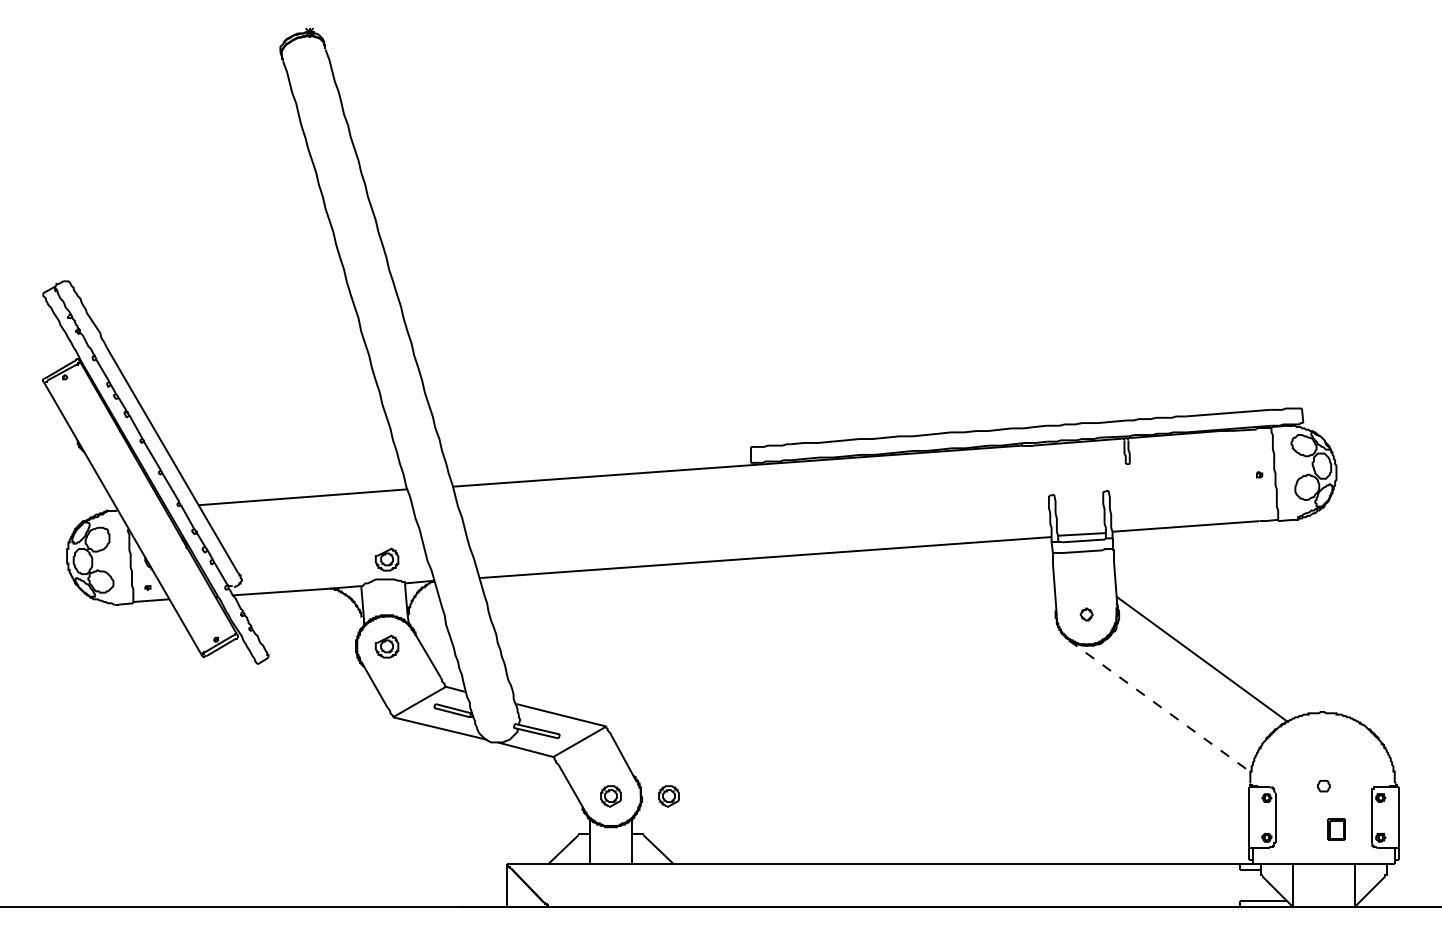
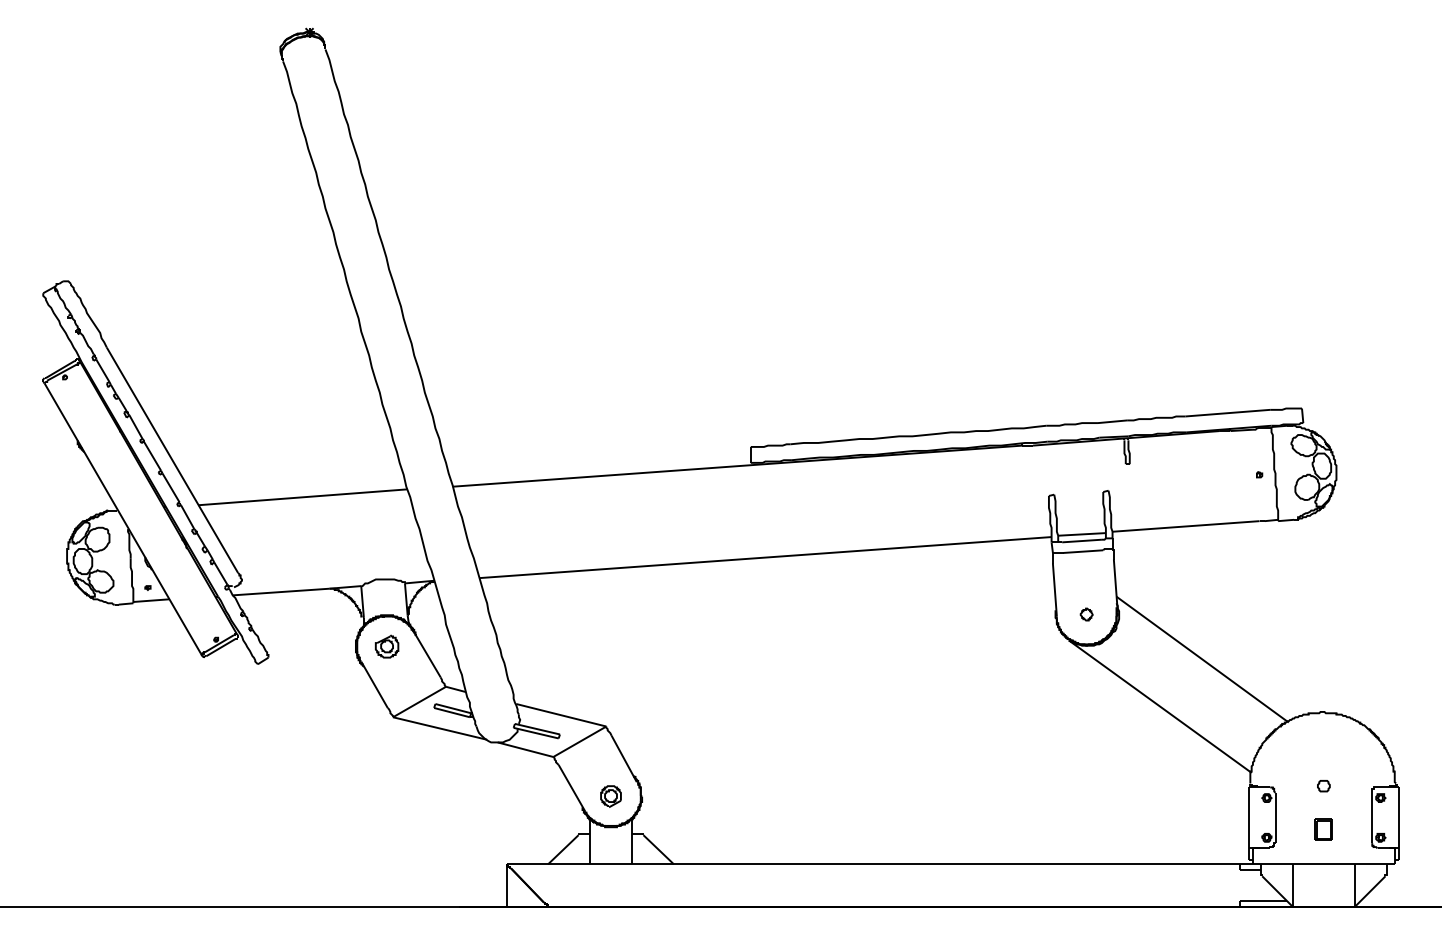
part: present -> none (386, 559)
line: dashed -> solid (1160, 706)
part: present -> none (668, 796)
part position: (1336, 829) -> (1323, 829) (1323, 829)
